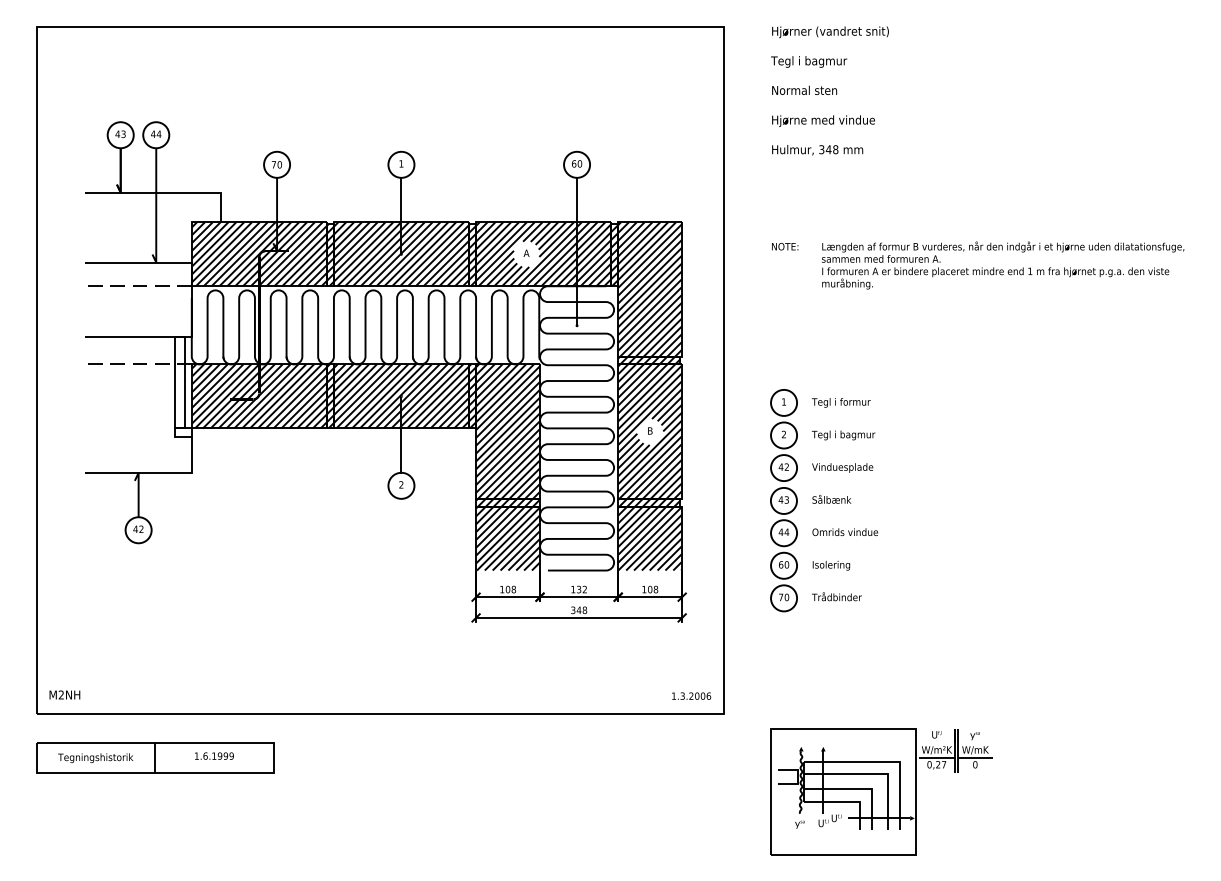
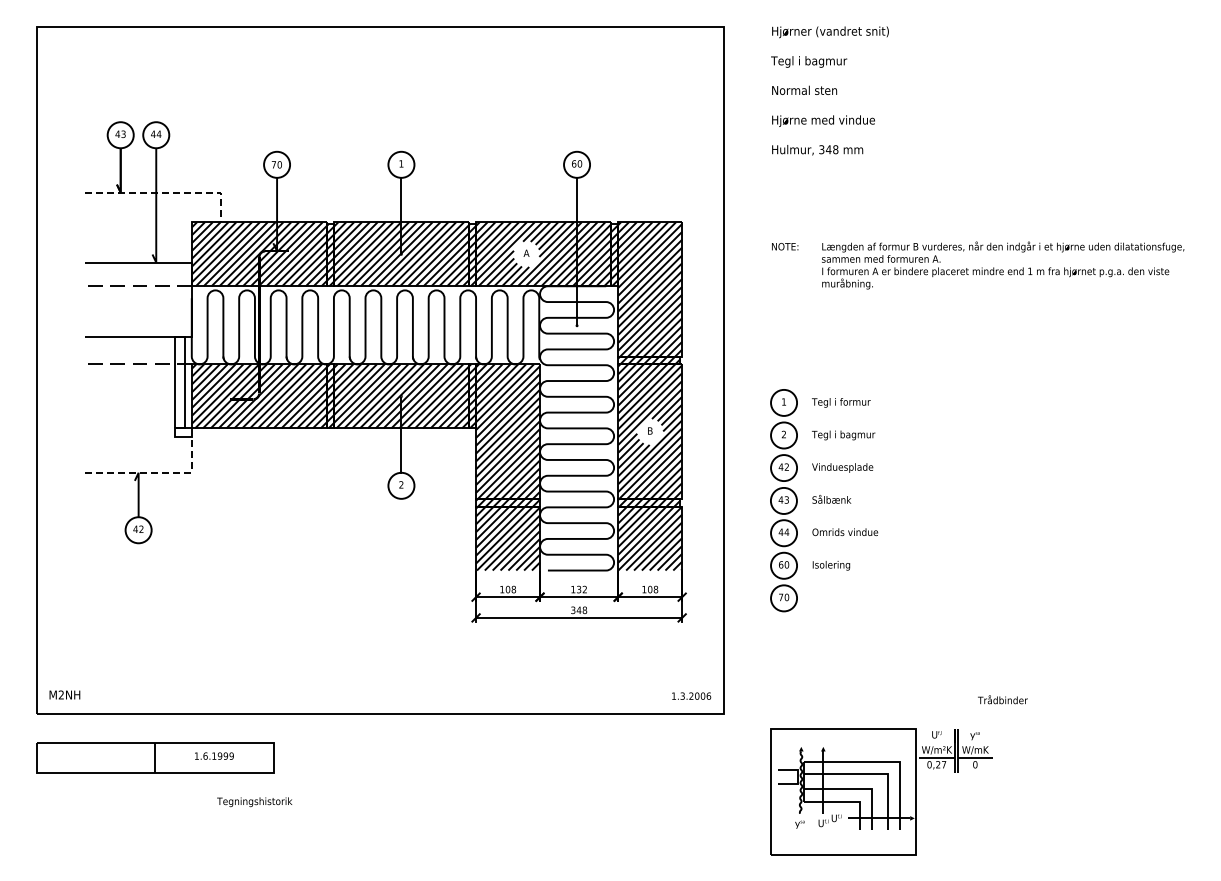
line: solid -> dashed (168, 192)
line: solid -> dashed (157, 472)
text position: (836, 596) -> (1002, 699) (1002, 699)
text position: (95, 758) -> (254, 802) (254, 802)
